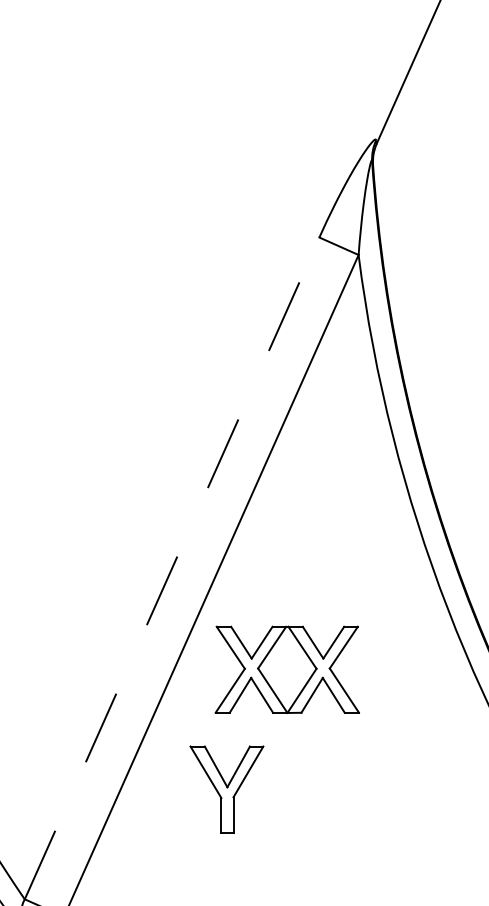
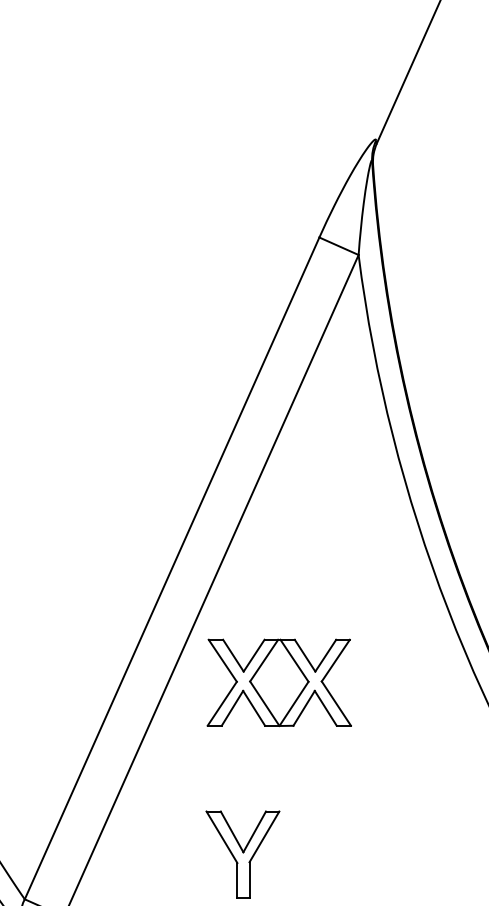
line: dashed -> solid (172, 567)
part position: (286, 669) -> (278, 682) (278, 682)
part position: (226, 789) -> (242, 854) (242, 854)
